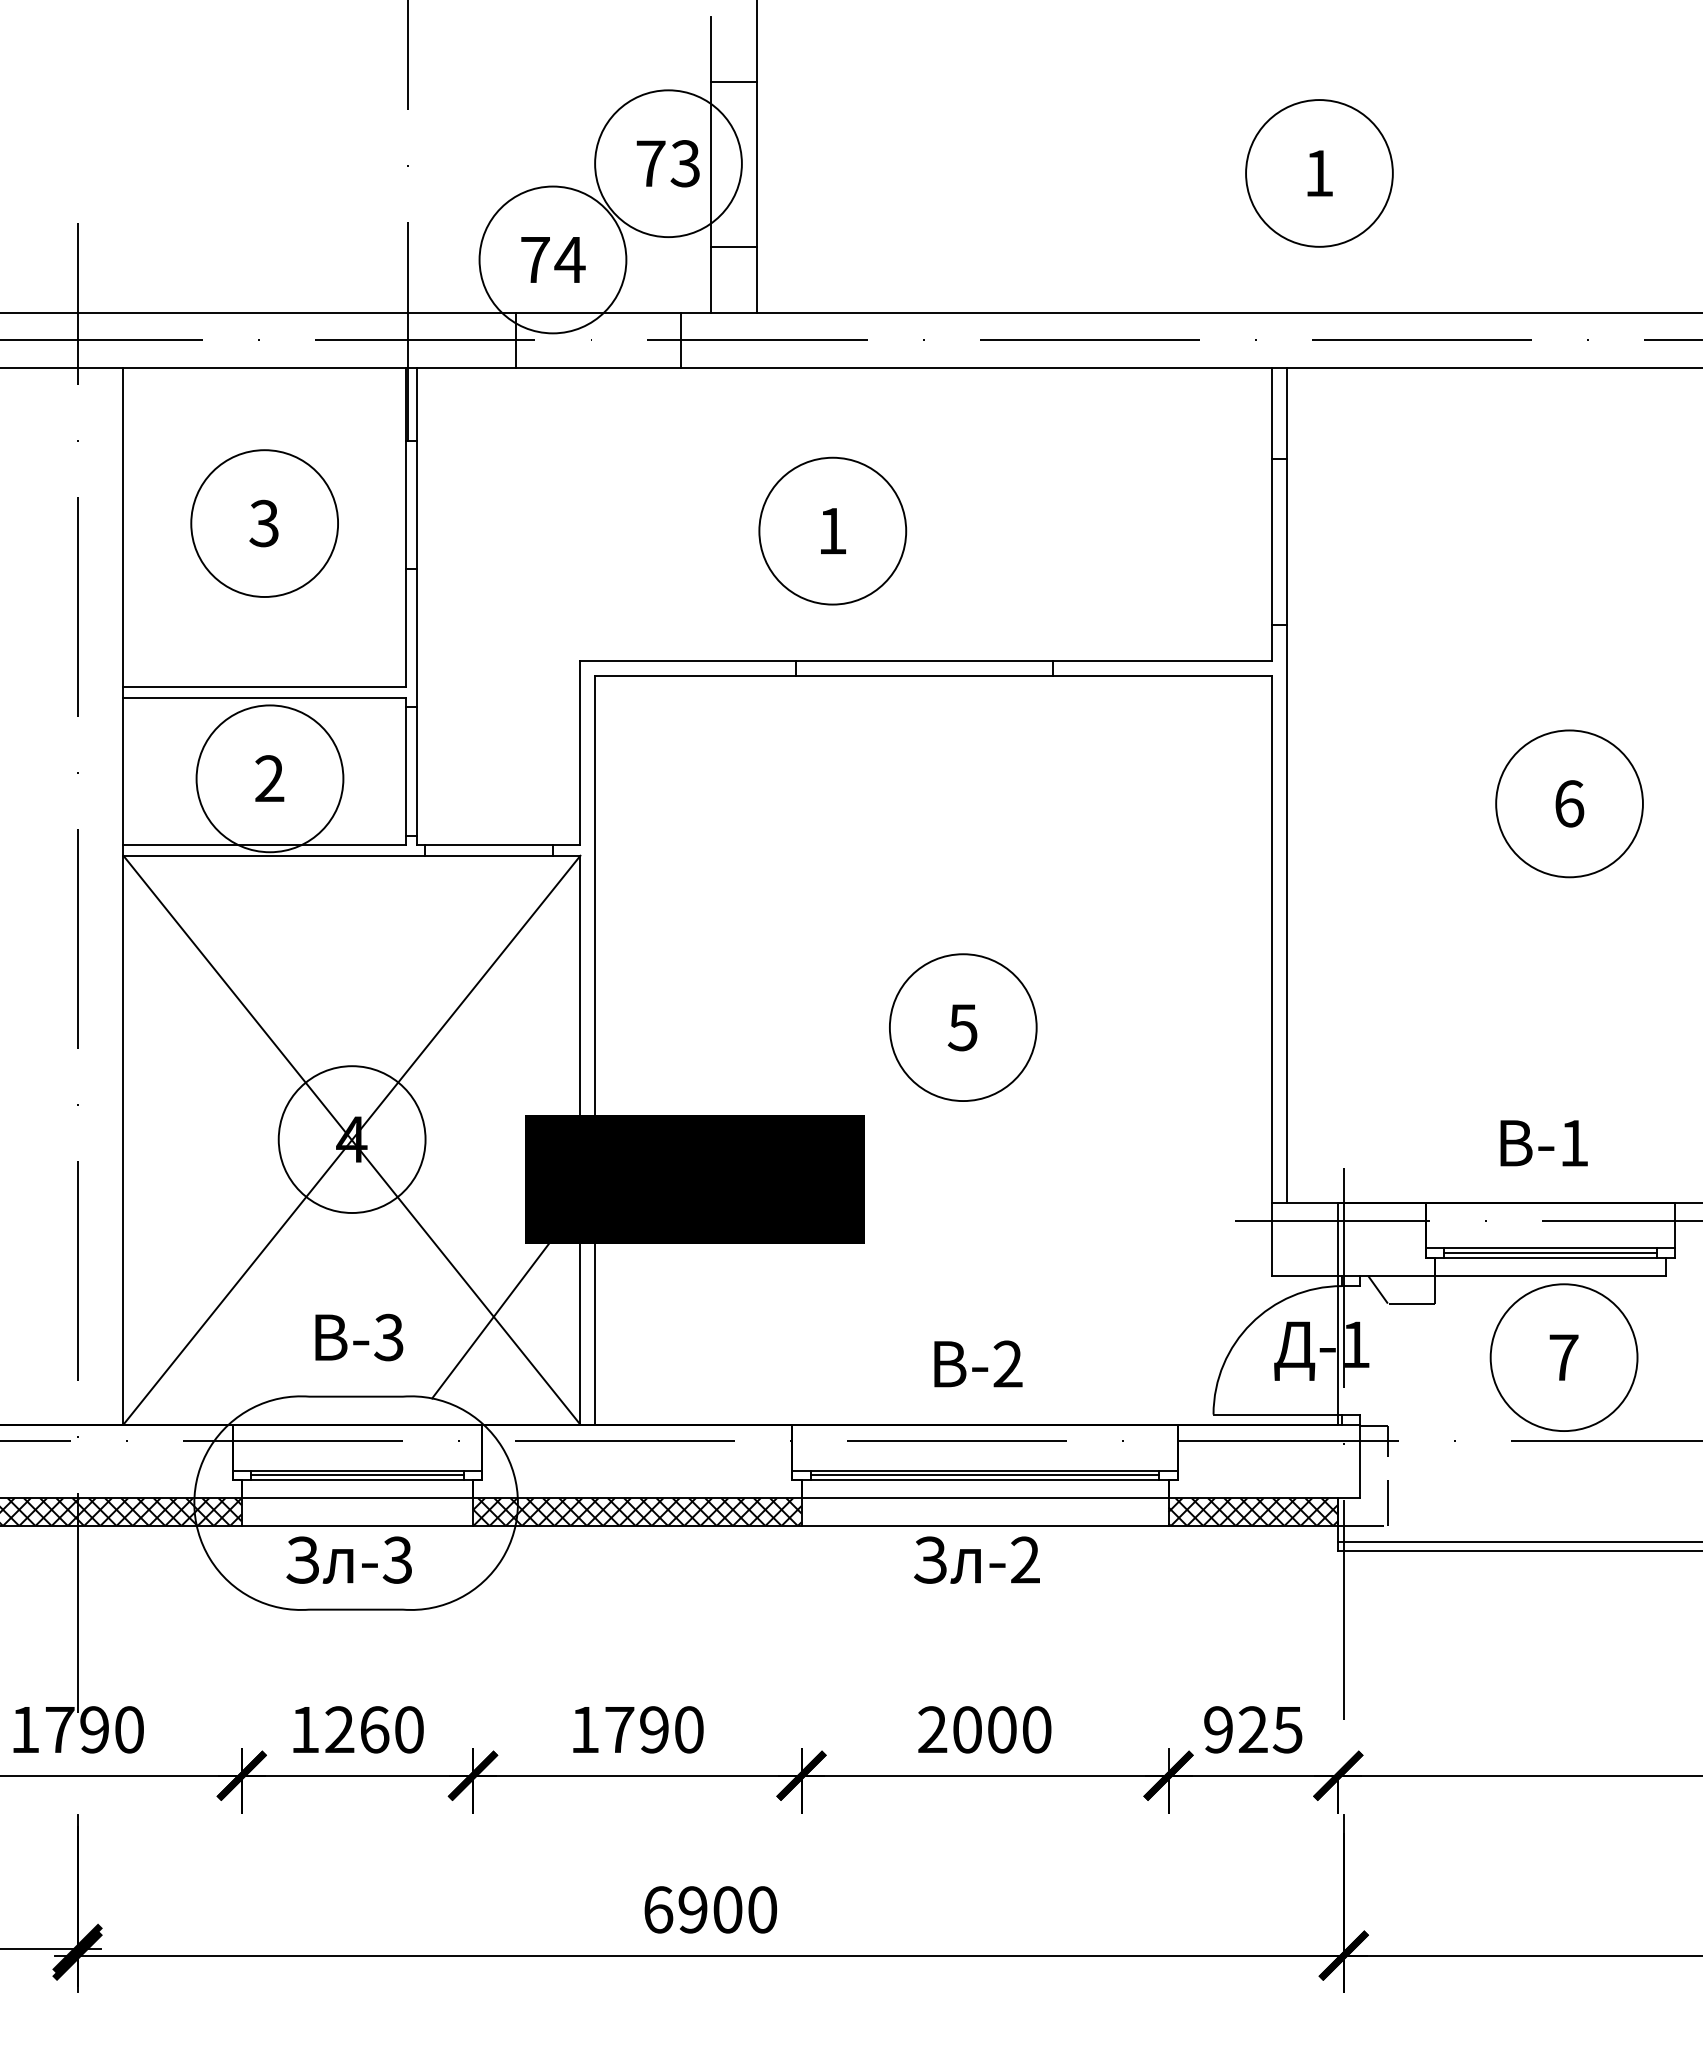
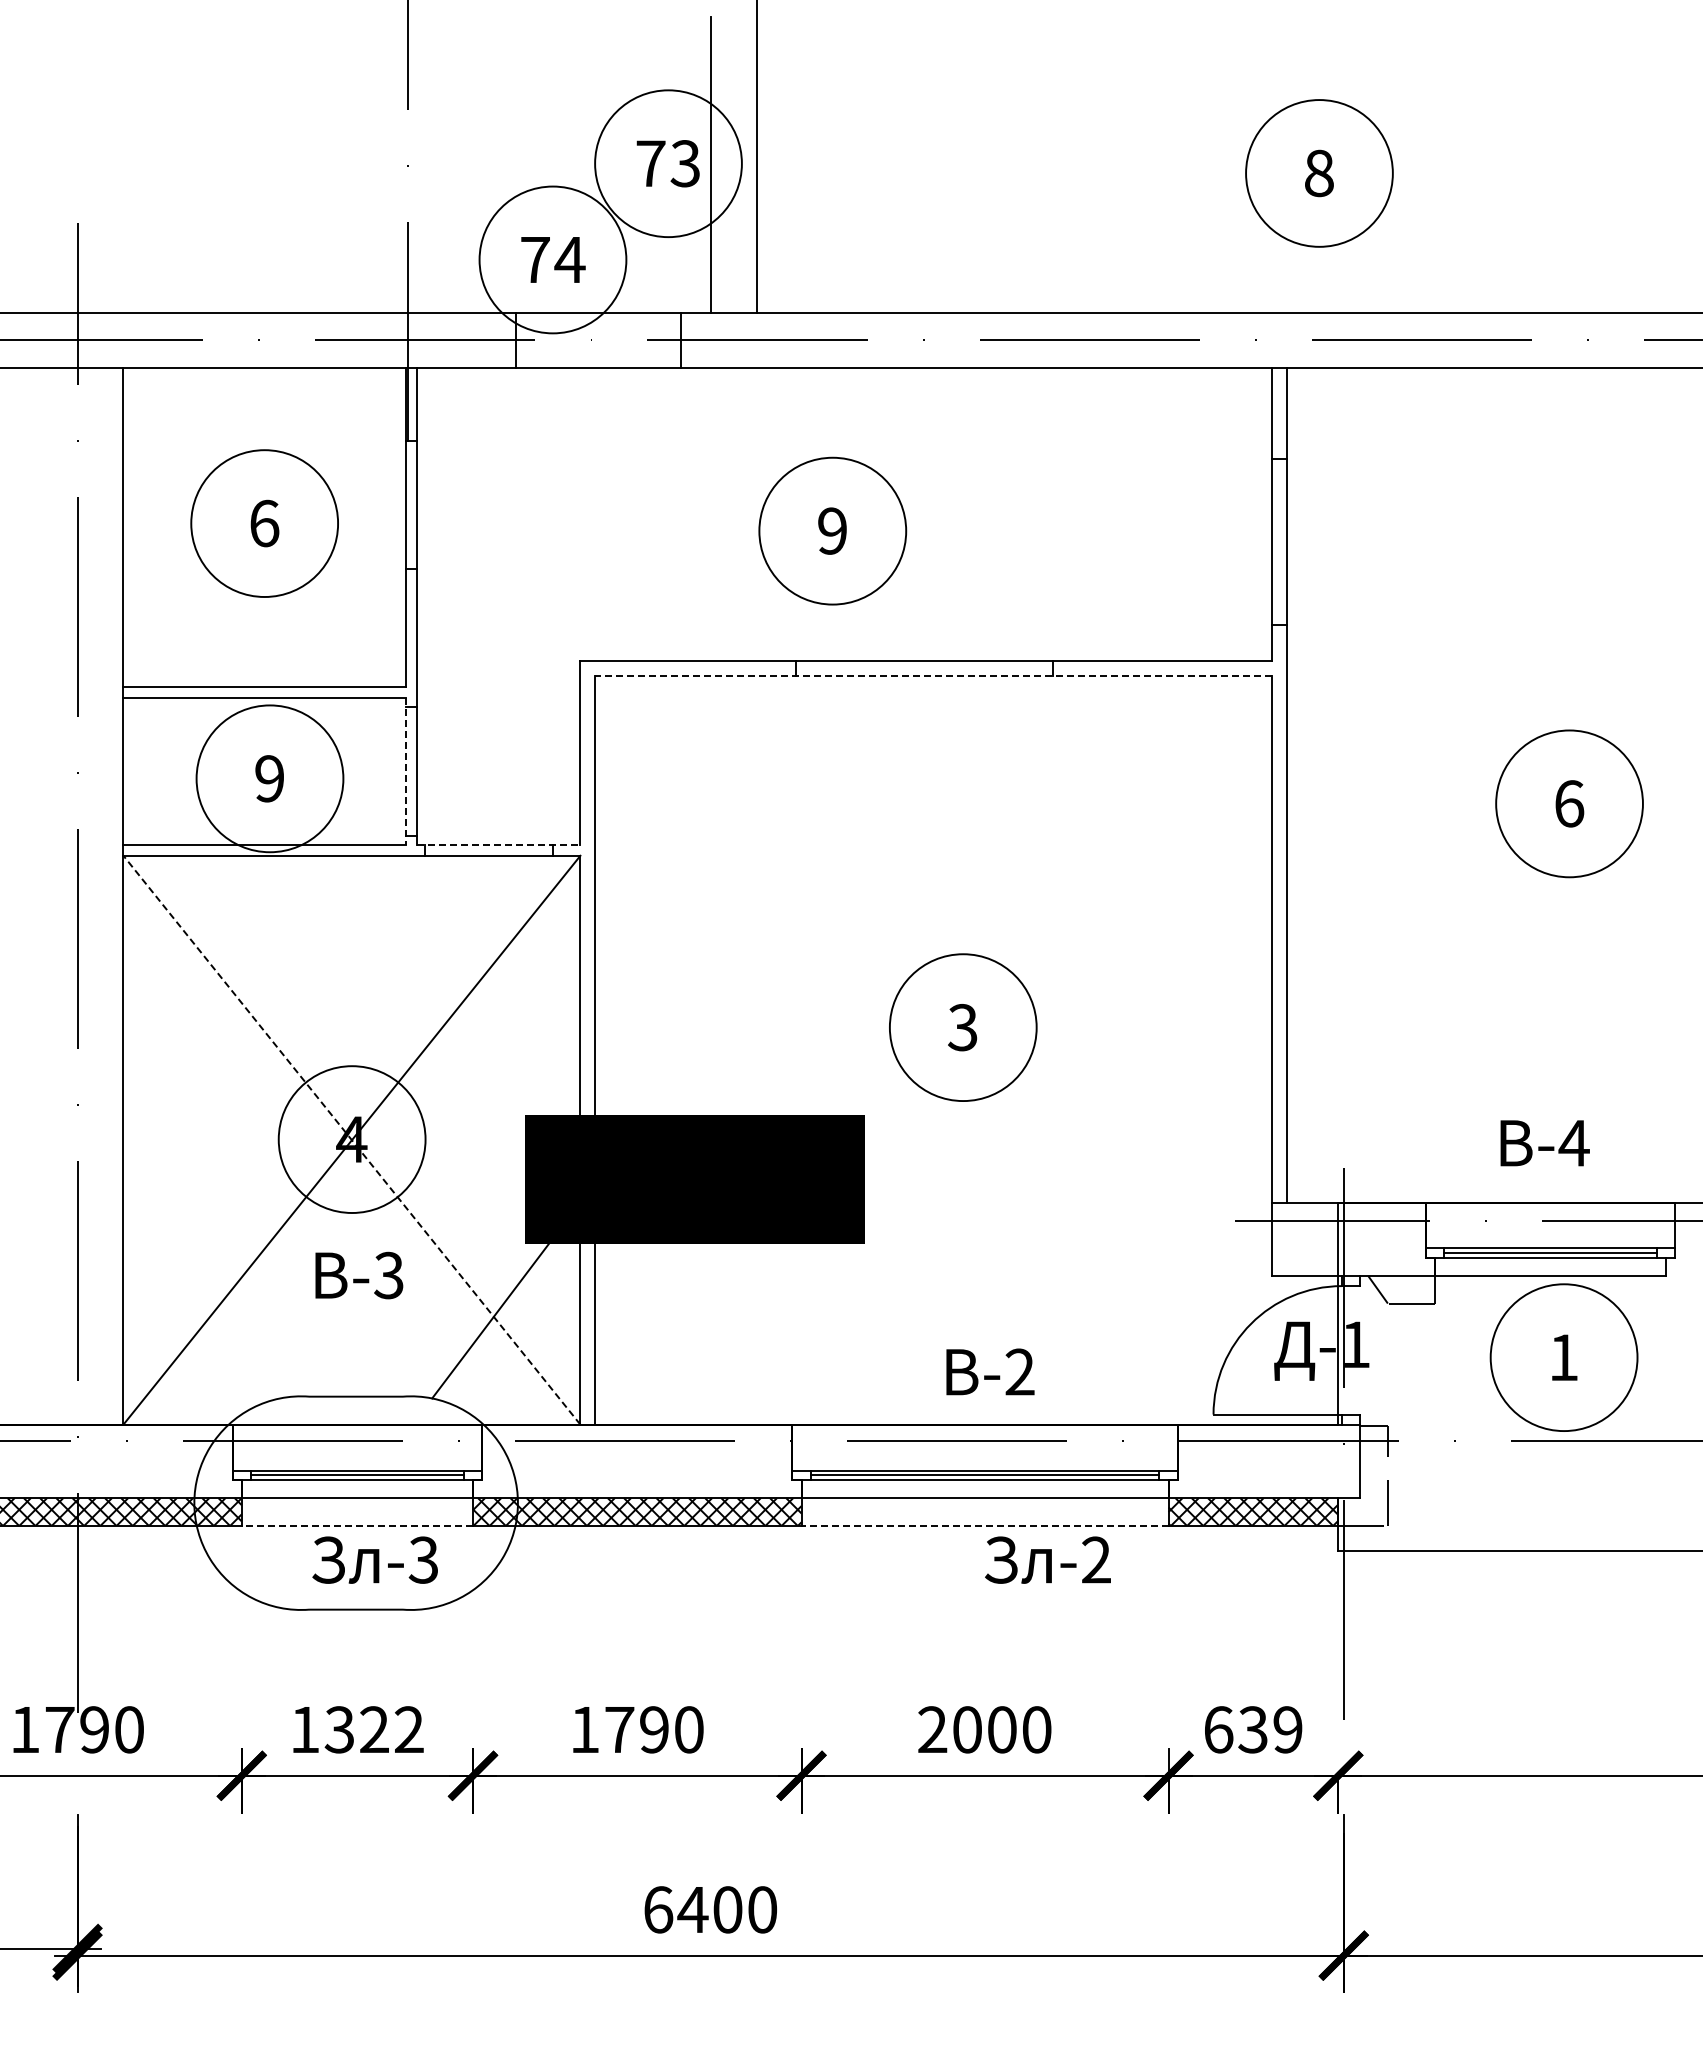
line: present -> none (733, 82)
text: 1 -> 8 (1319, 173)
line: present -> none (733, 247)
text: 3 -> 6 (264, 523)
text: 1 -> 9 (832, 530)
line: solid -> dashed (933, 675)
line: solid -> dashed (406, 771)
text: 2 -> 9 (269, 778)
line: solid -> dashed (498, 844)
text: 5 -> 3 (962, 1027)
line: solid -> dashed (351, 1140)
text: -1 -> -4 (1573, 1143)
text position: (359, 1337) -> (359, 1275) (359, 1275)
text: 7 -> 1 (1563, 1357)
text position: (978, 1363) -> (990, 1371) (990, 1371)
line: solid -> dashed (357, 1525)
line: solid -> dashed (985, 1525)
line: present -> none (1518, 1542)
text position: (348, 1559) -> (374, 1559) (374, 1559)
text position: (976, 1559) -> (1047, 1559) (1047, 1559)
text: 1260 -> 1322 (373, 1729)
text: 925 -> 639 (1253, 1729)
text: 6900 -> 6400 (692, 1909)
